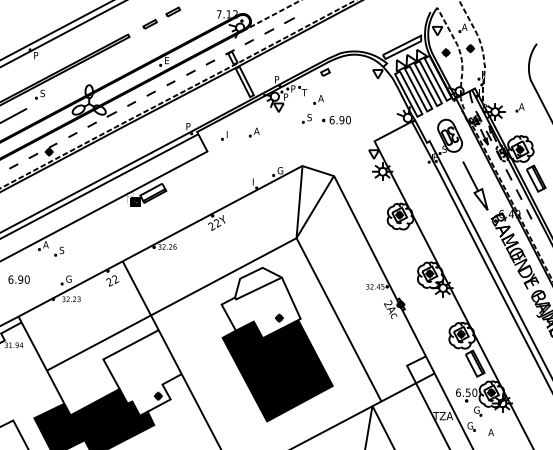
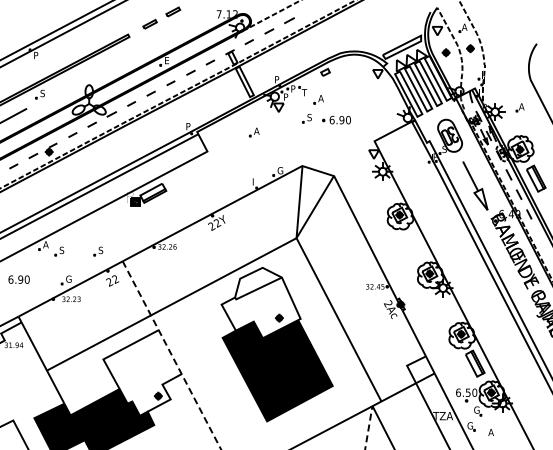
part: present -> none (224, 135)
part: none -> present (98, 251)
line: solid -> dashed (172, 355)
line: solid -> dashed (368, 428)
